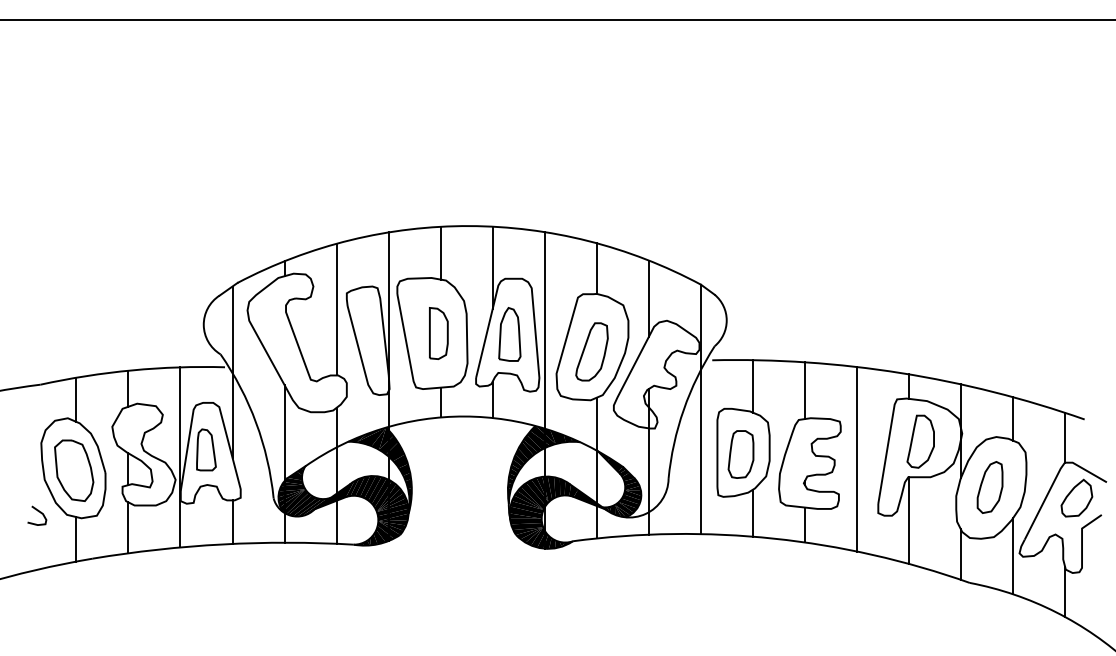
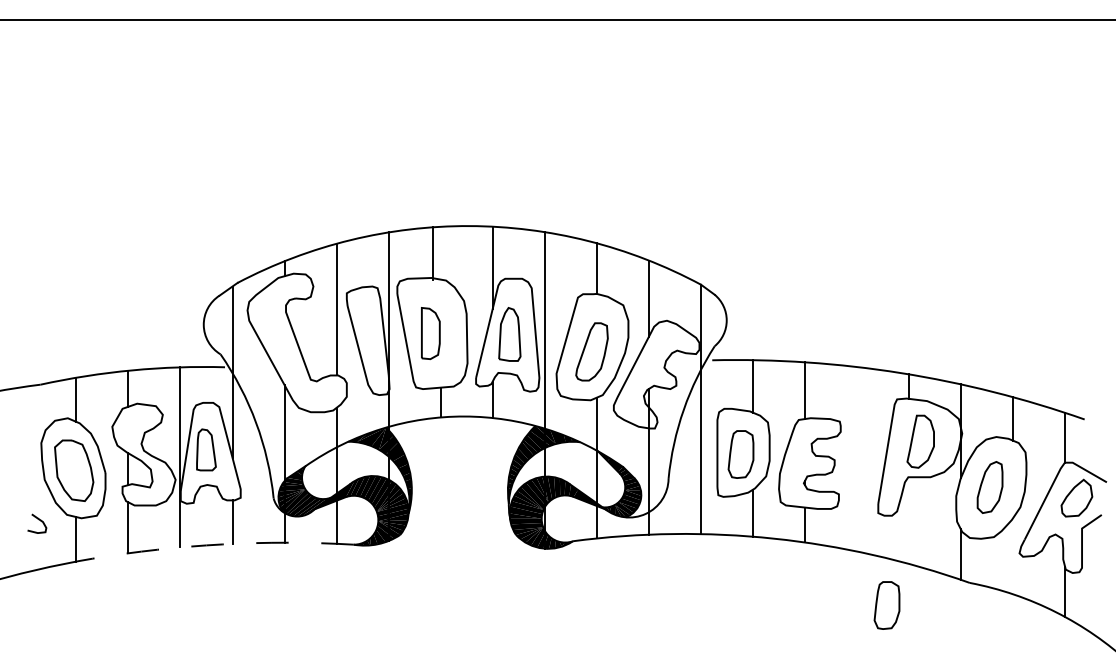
line position: (440, 252) -> (432, 252) (432, 252)
part position: (438, 333) -> (430, 333) (430, 333)
line: present -> none (856, 459)
curve position: (38, 512) -> (38, 520) (38, 520)
line: present -> none (908, 520)
arc: solid -> dashed (222, 544)
line: present -> none (1012, 556)
part: none -> present (886, 605)
